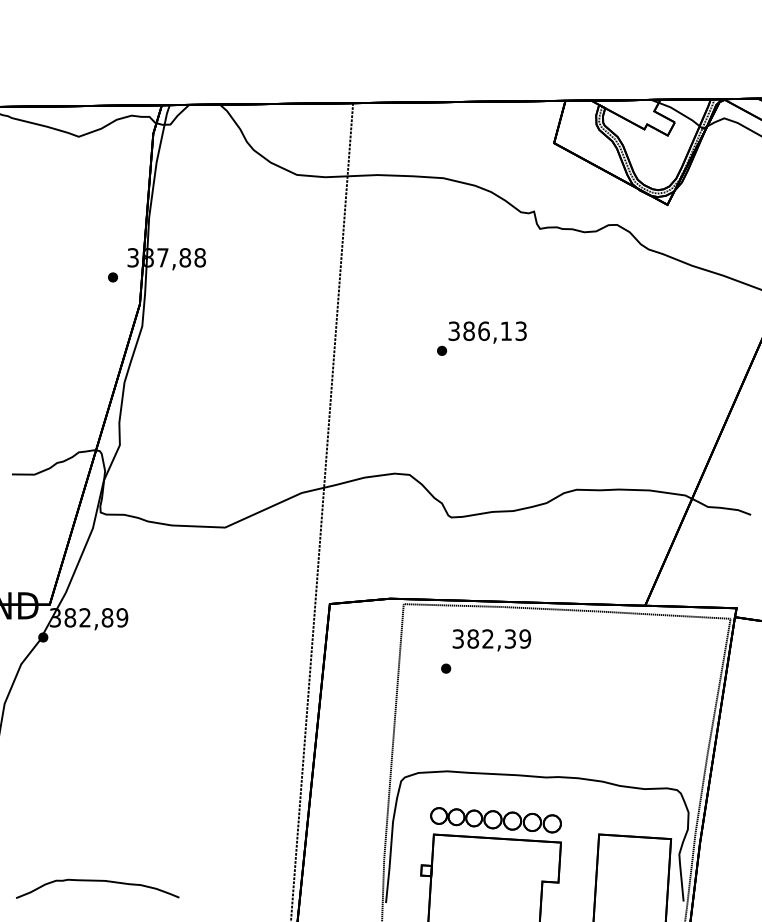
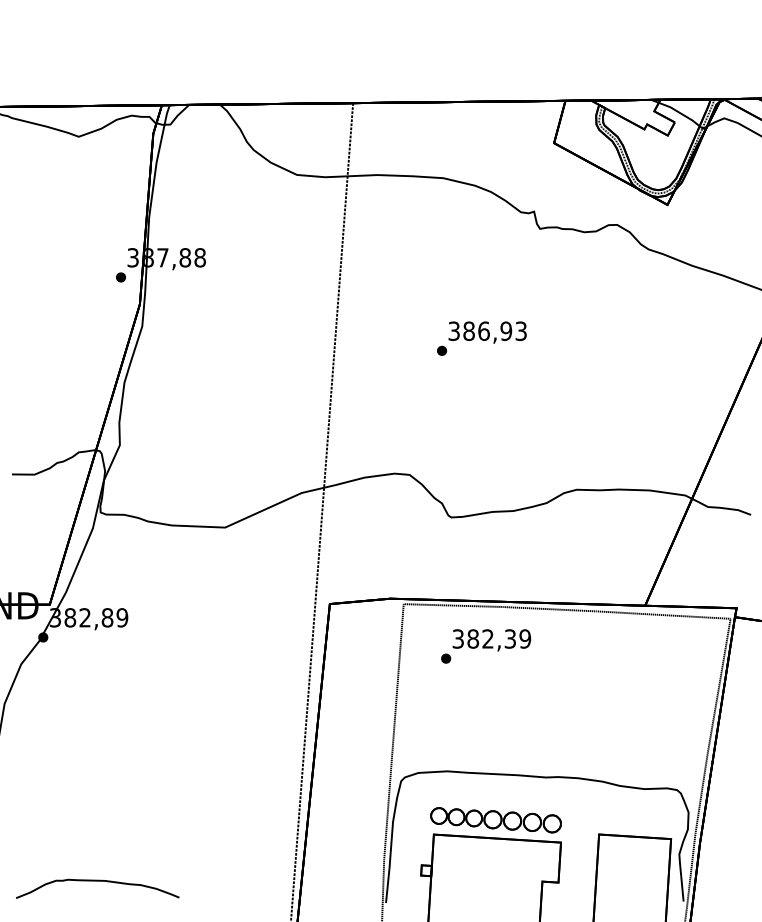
part position: (112, 277) -> (120, 277) (120, 277)
text: 386,13 -> 386,93 (506, 330)
part position: (446, 668) -> (446, 658) (446, 658)
